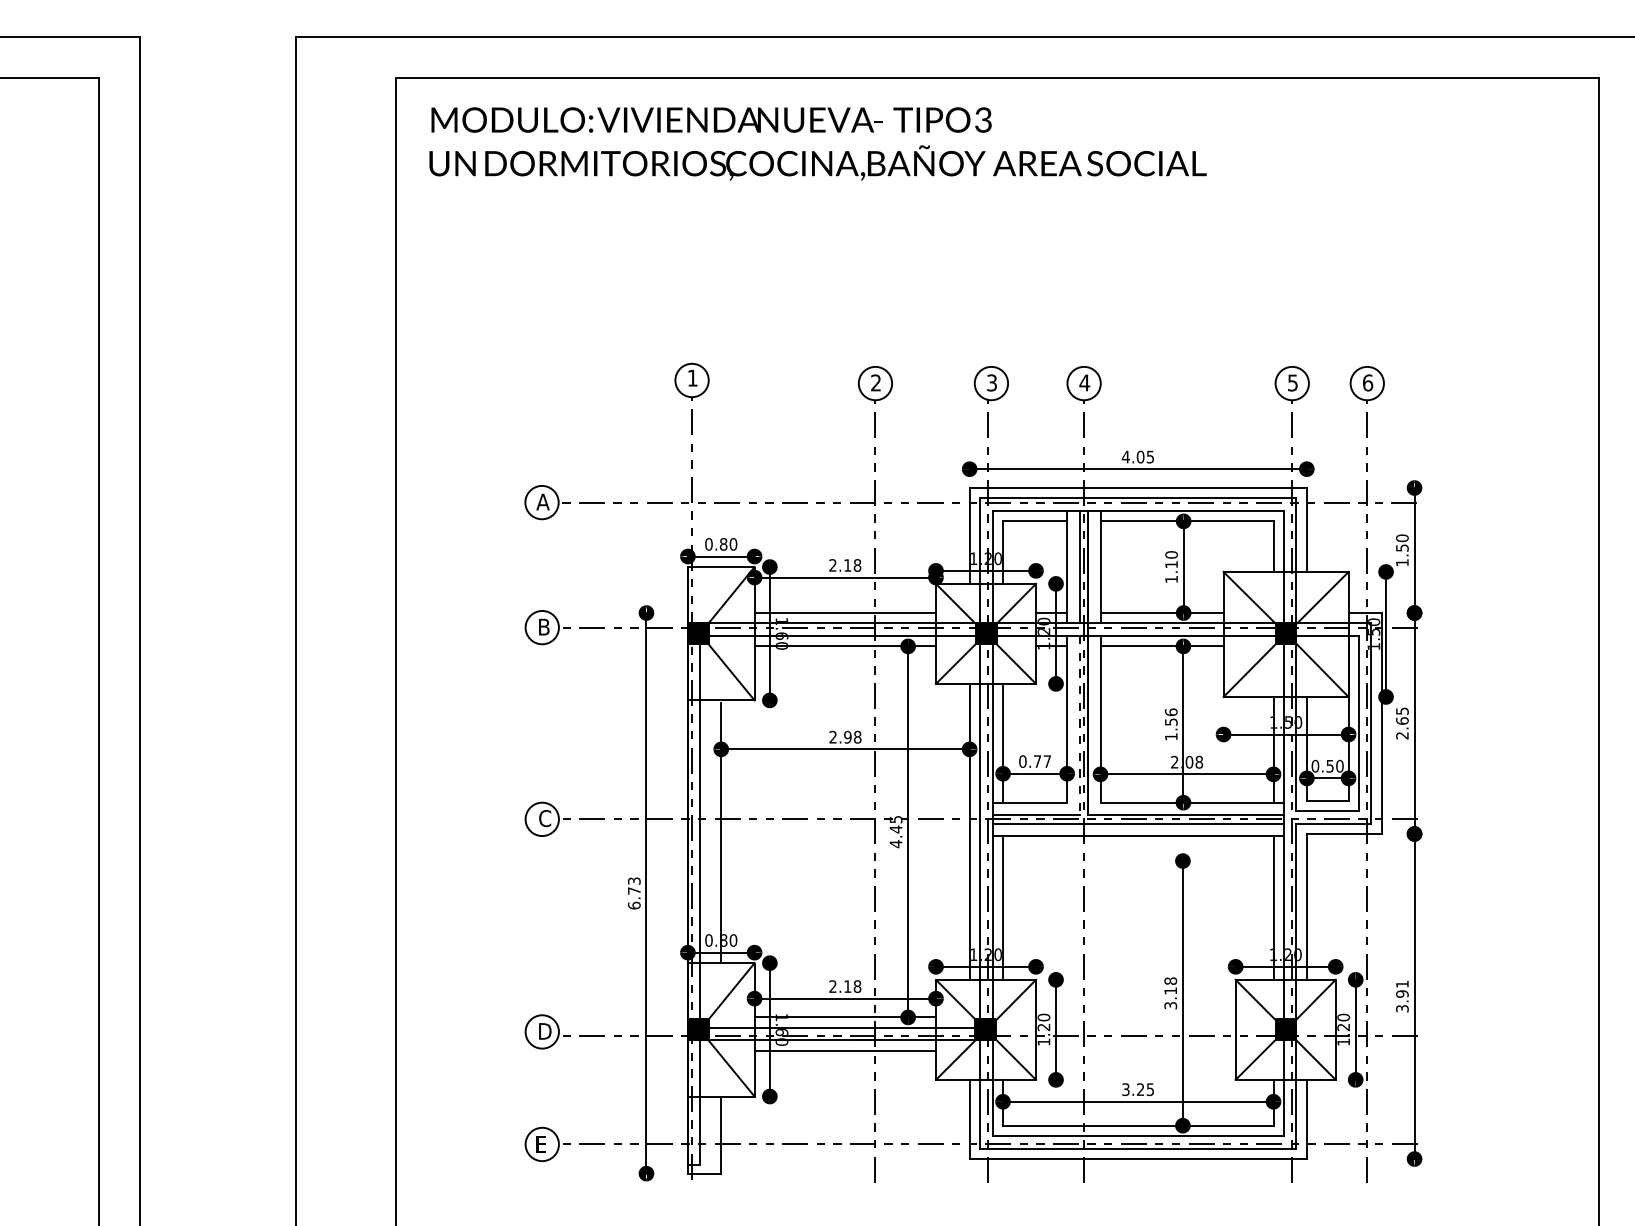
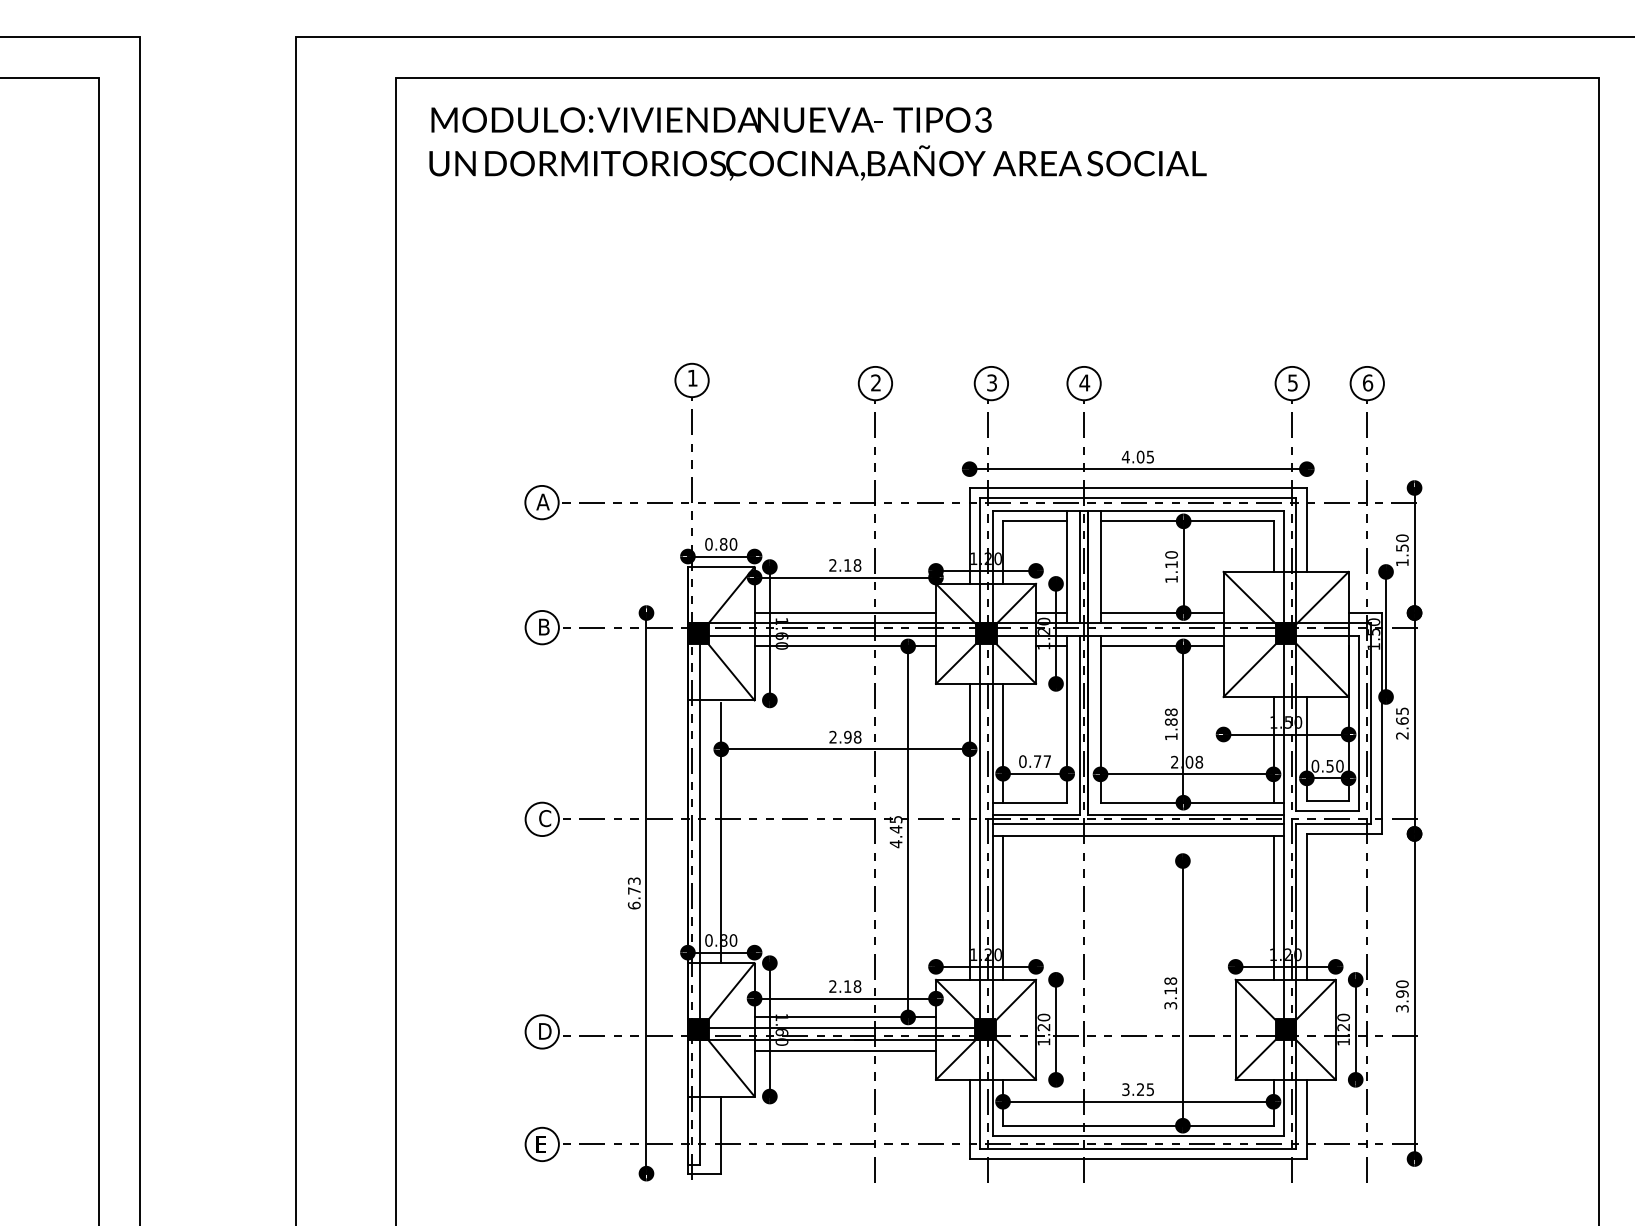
text: 1.56 -> 1.88 (1170, 716)
line: dashed -> solid (1079, 725)
text: 3.91 -> 3.90 (1402, 984)
